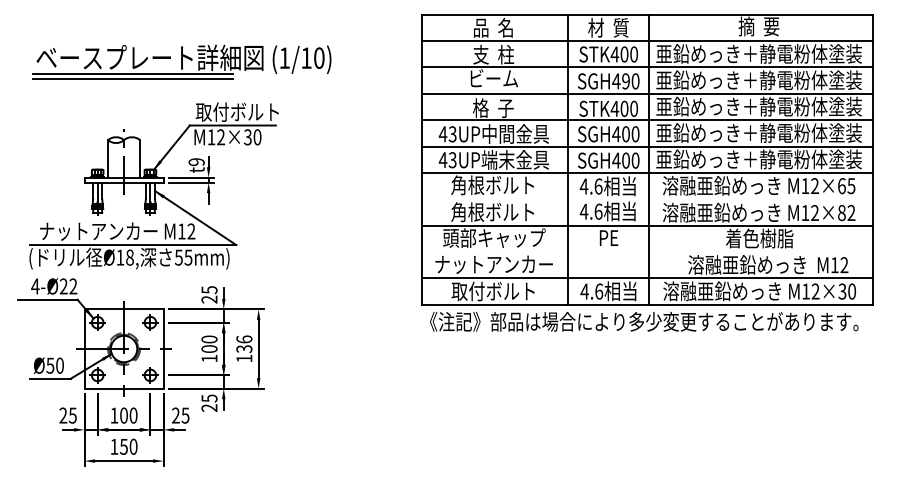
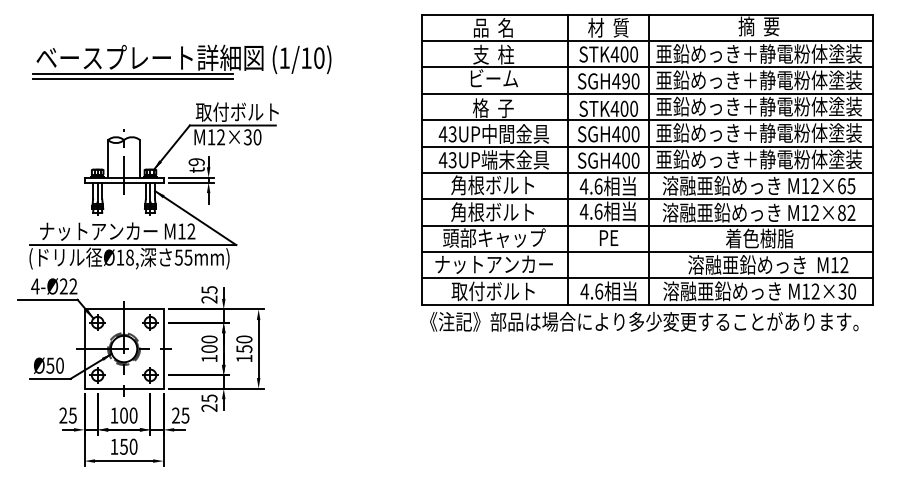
line: none -> present (647, 199)
line: none -> present (647, 252)
text: 136 -> 150 (244, 343)
